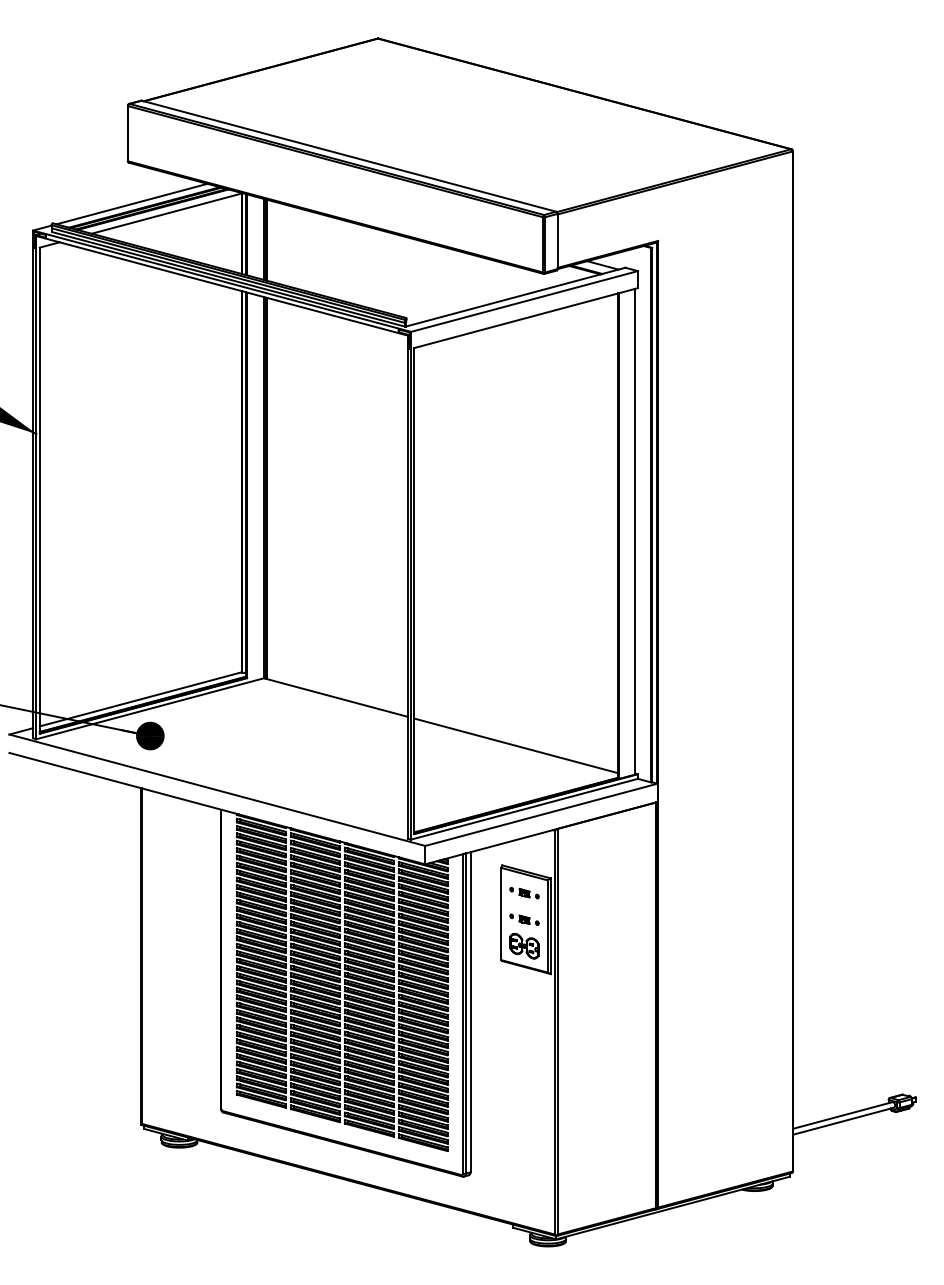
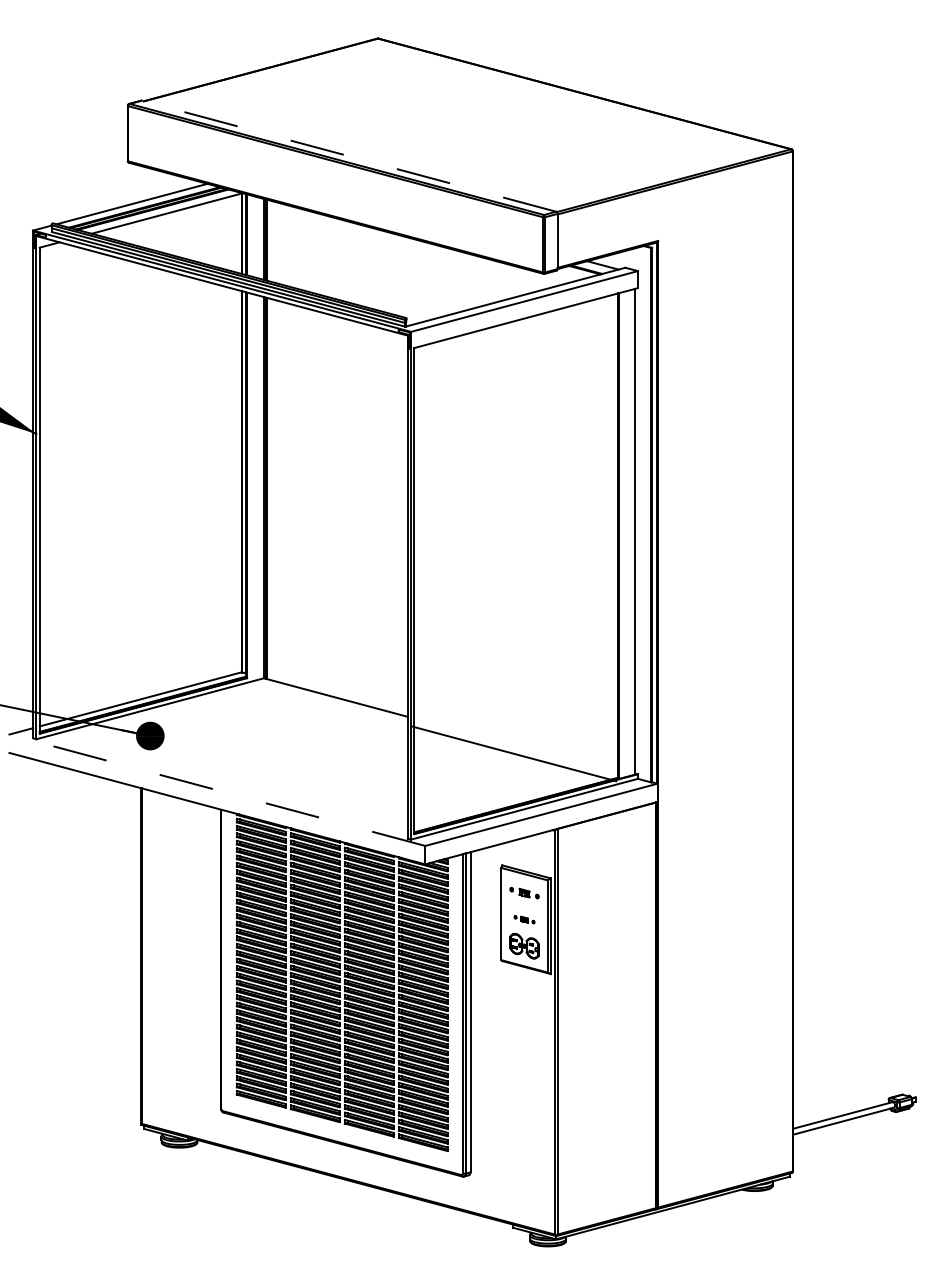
line: solid -> dashed (349, 156)
line position: (516, 745) -> (514, 753) (514, 753)
line: solid -> dashed (216, 790)
part size: 31x13 px -> 23x10 px (524, 919)
